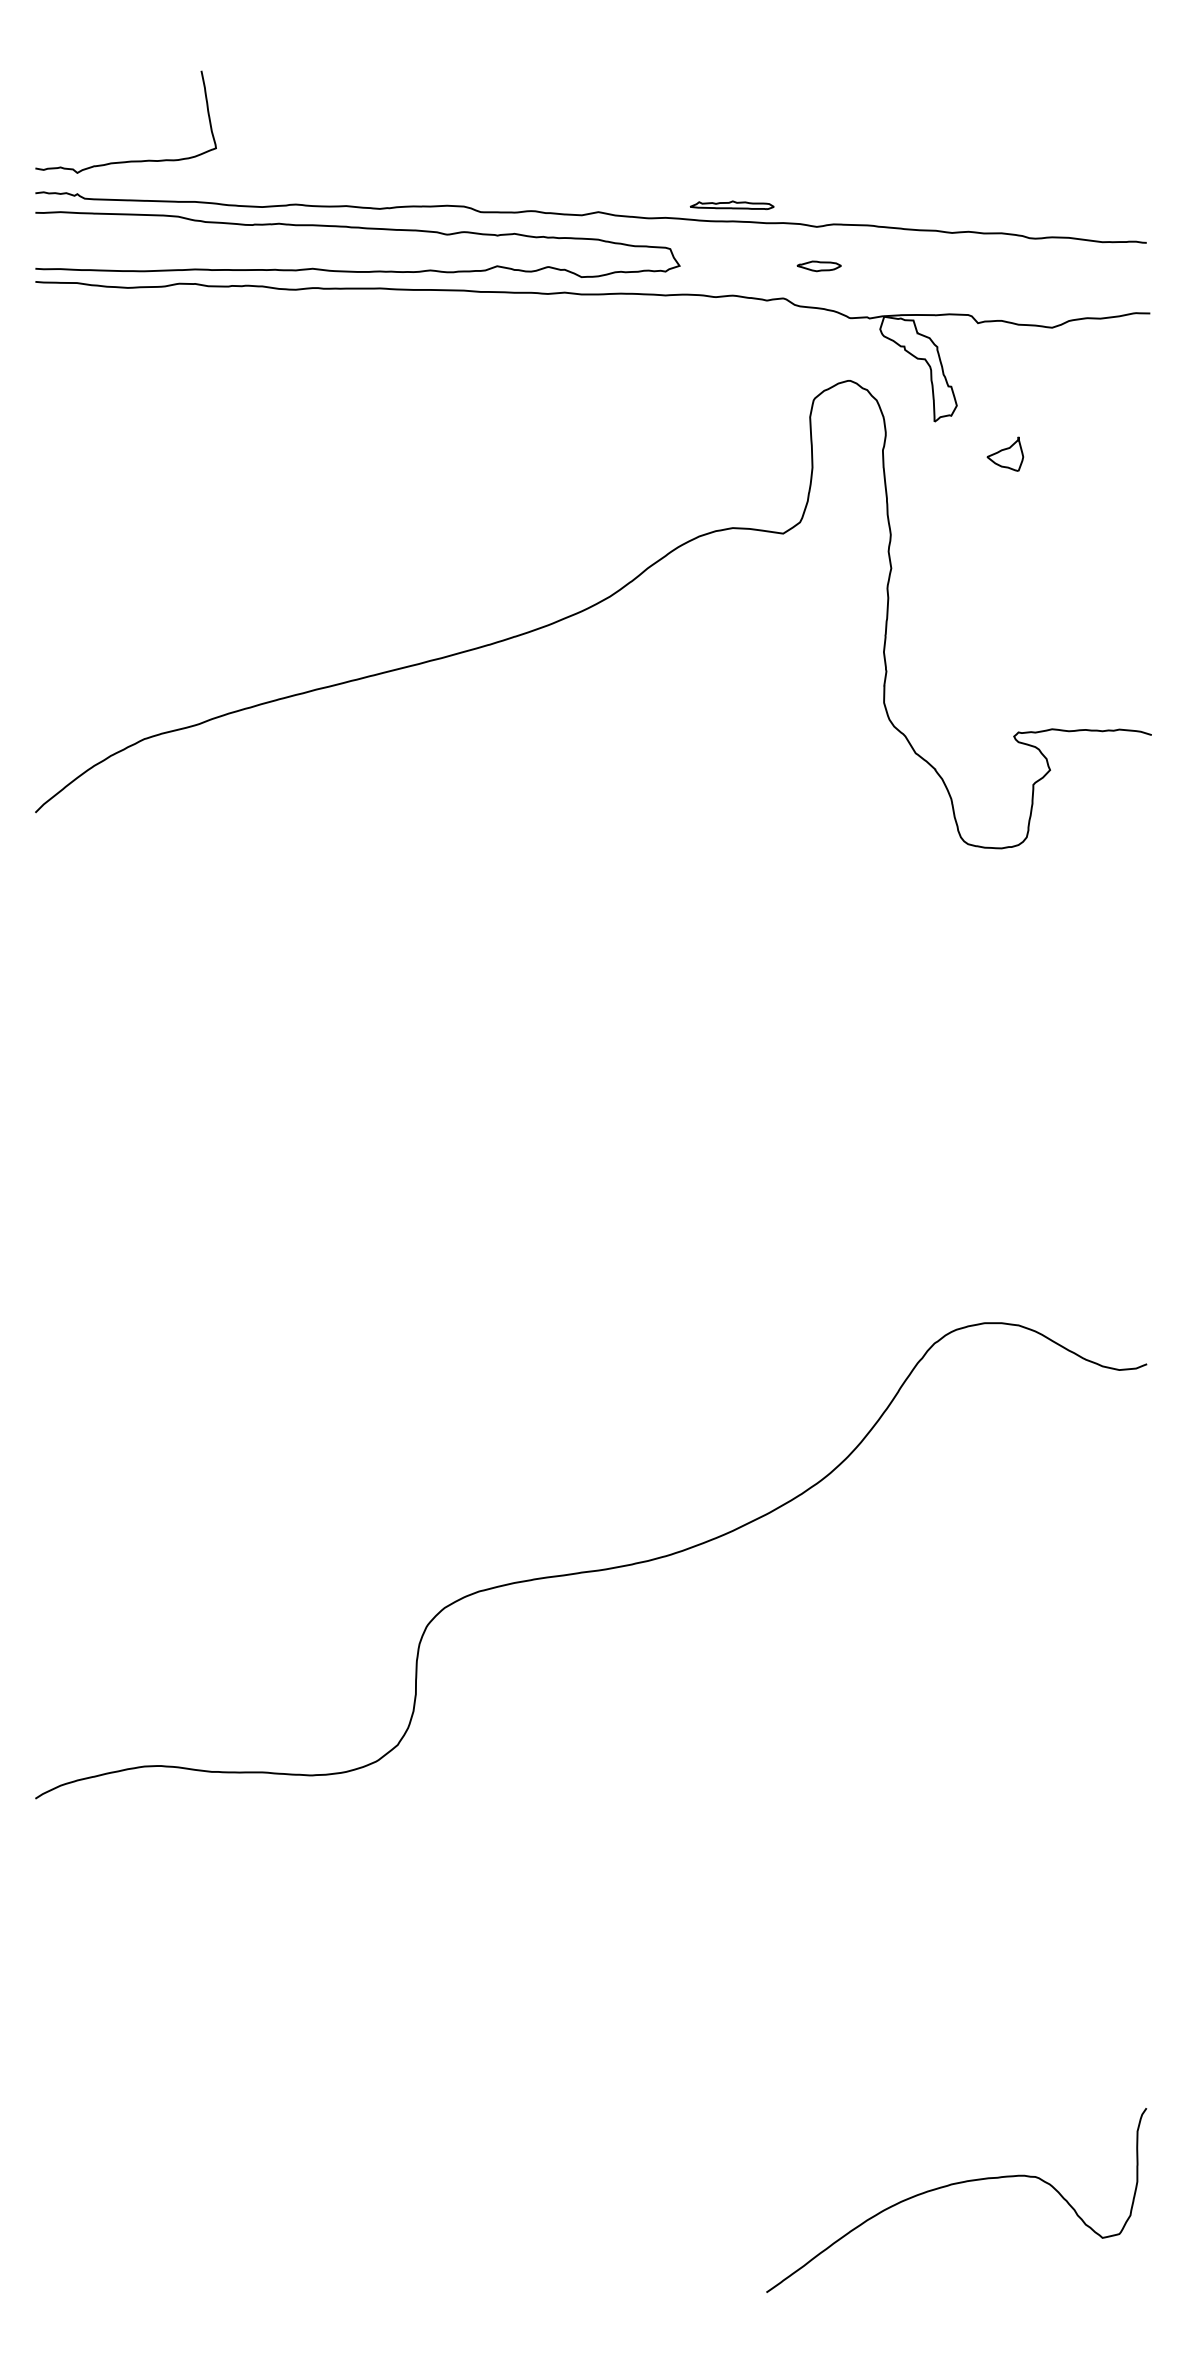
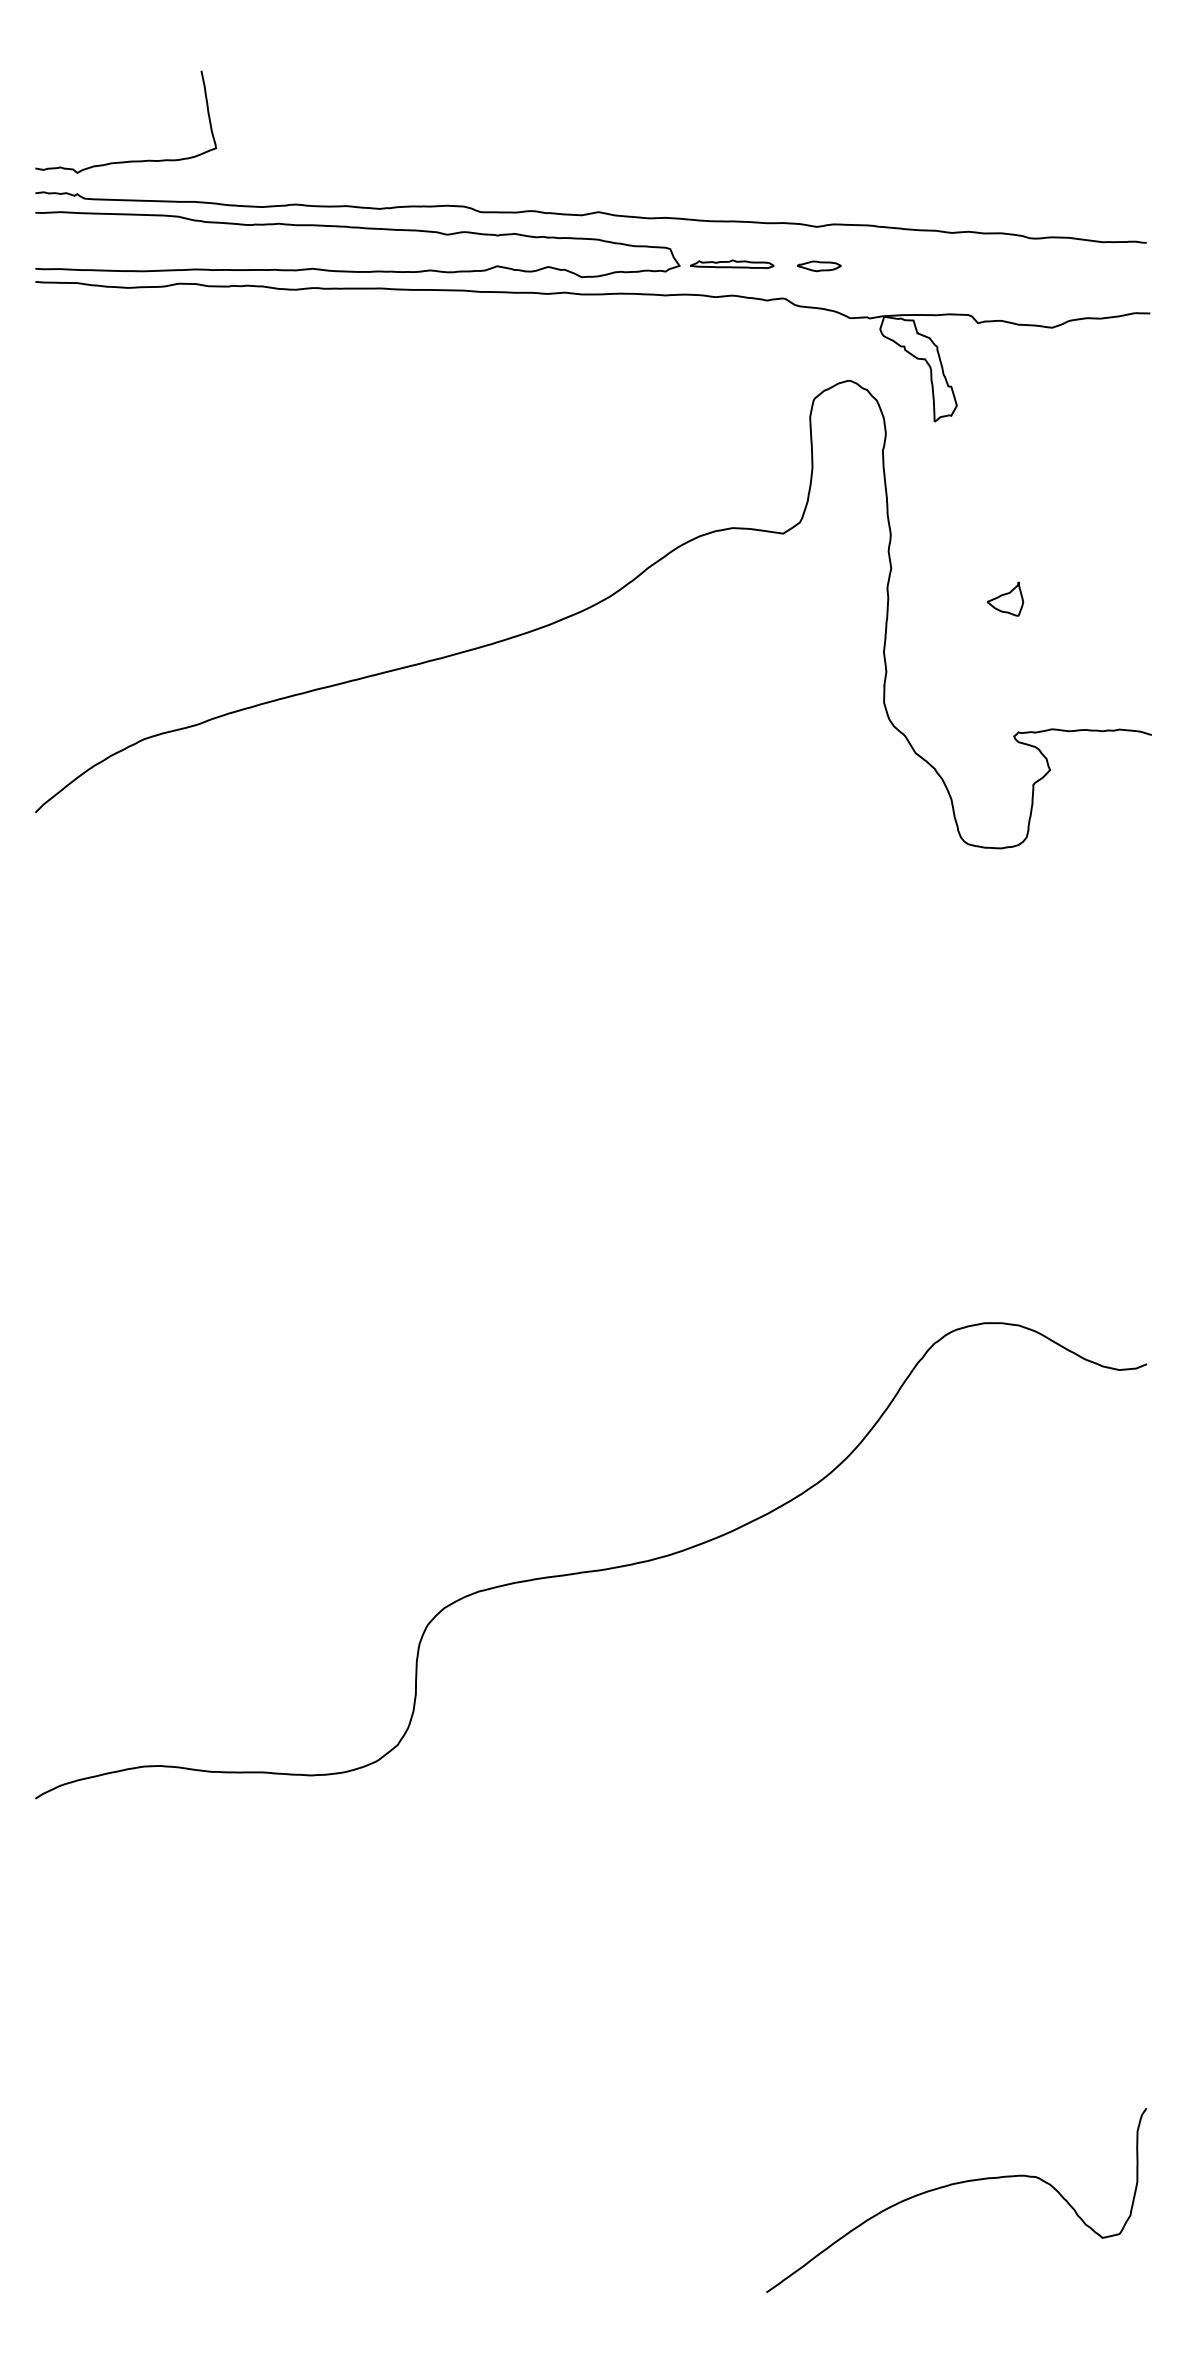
part position: (731, 205) -> (731, 264) (731, 264)
part position: (1005, 453) -> (1005, 598) (1005, 598)
